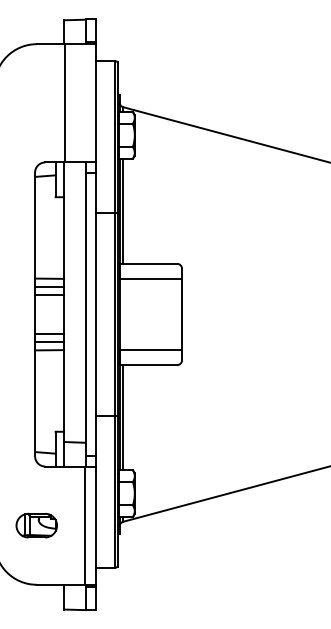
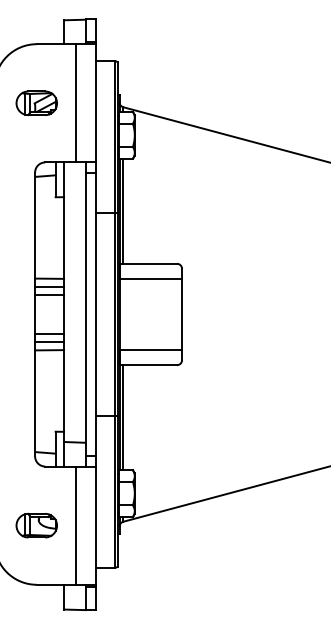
part: none -> present (36, 103)
line position: (64, 103) -> (75, 103) (75, 103)
line position: (84, 525) -> (75, 525) (75, 525)
